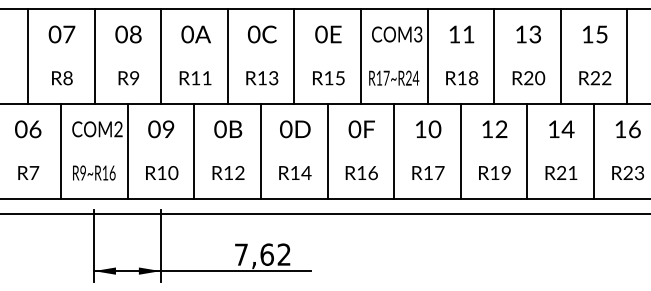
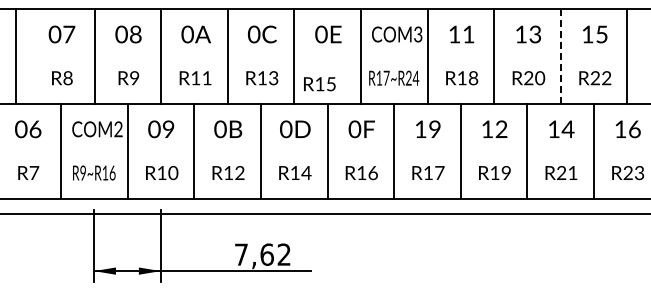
line position: (27, 55) -> (15, 55) (15, 55)
line: solid -> dashed (560, 56)
text position: (328, 78) -> (319, 84) (319, 84)
text: 10 -> 19 (434, 129)
